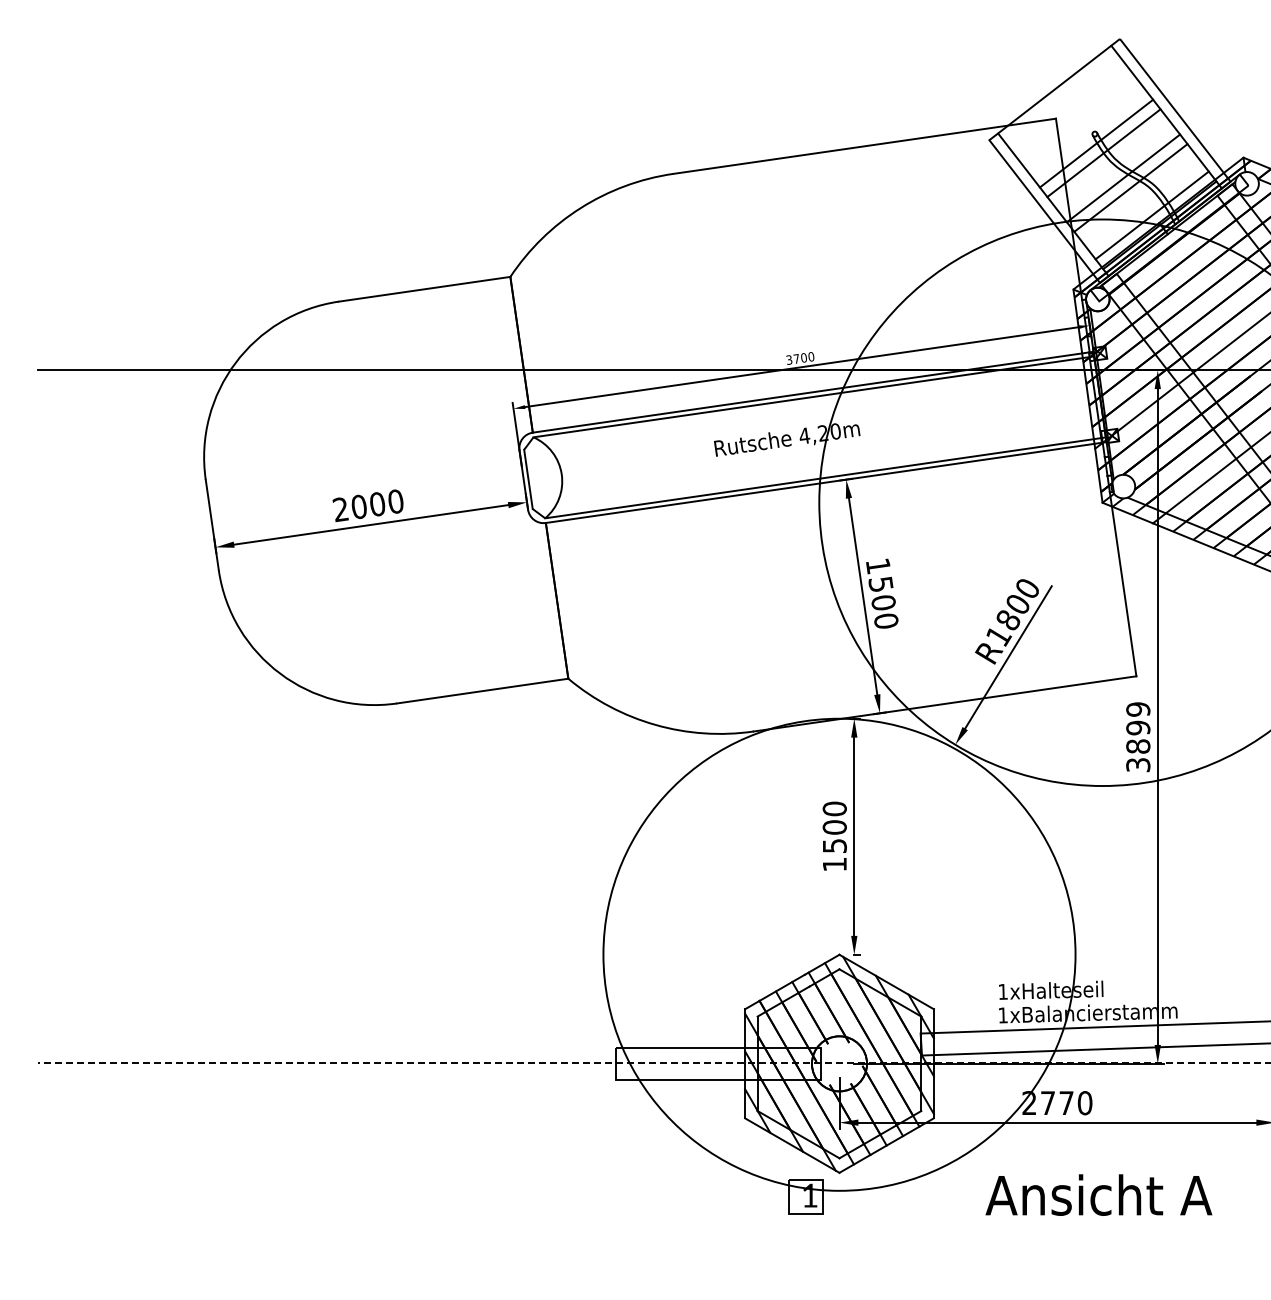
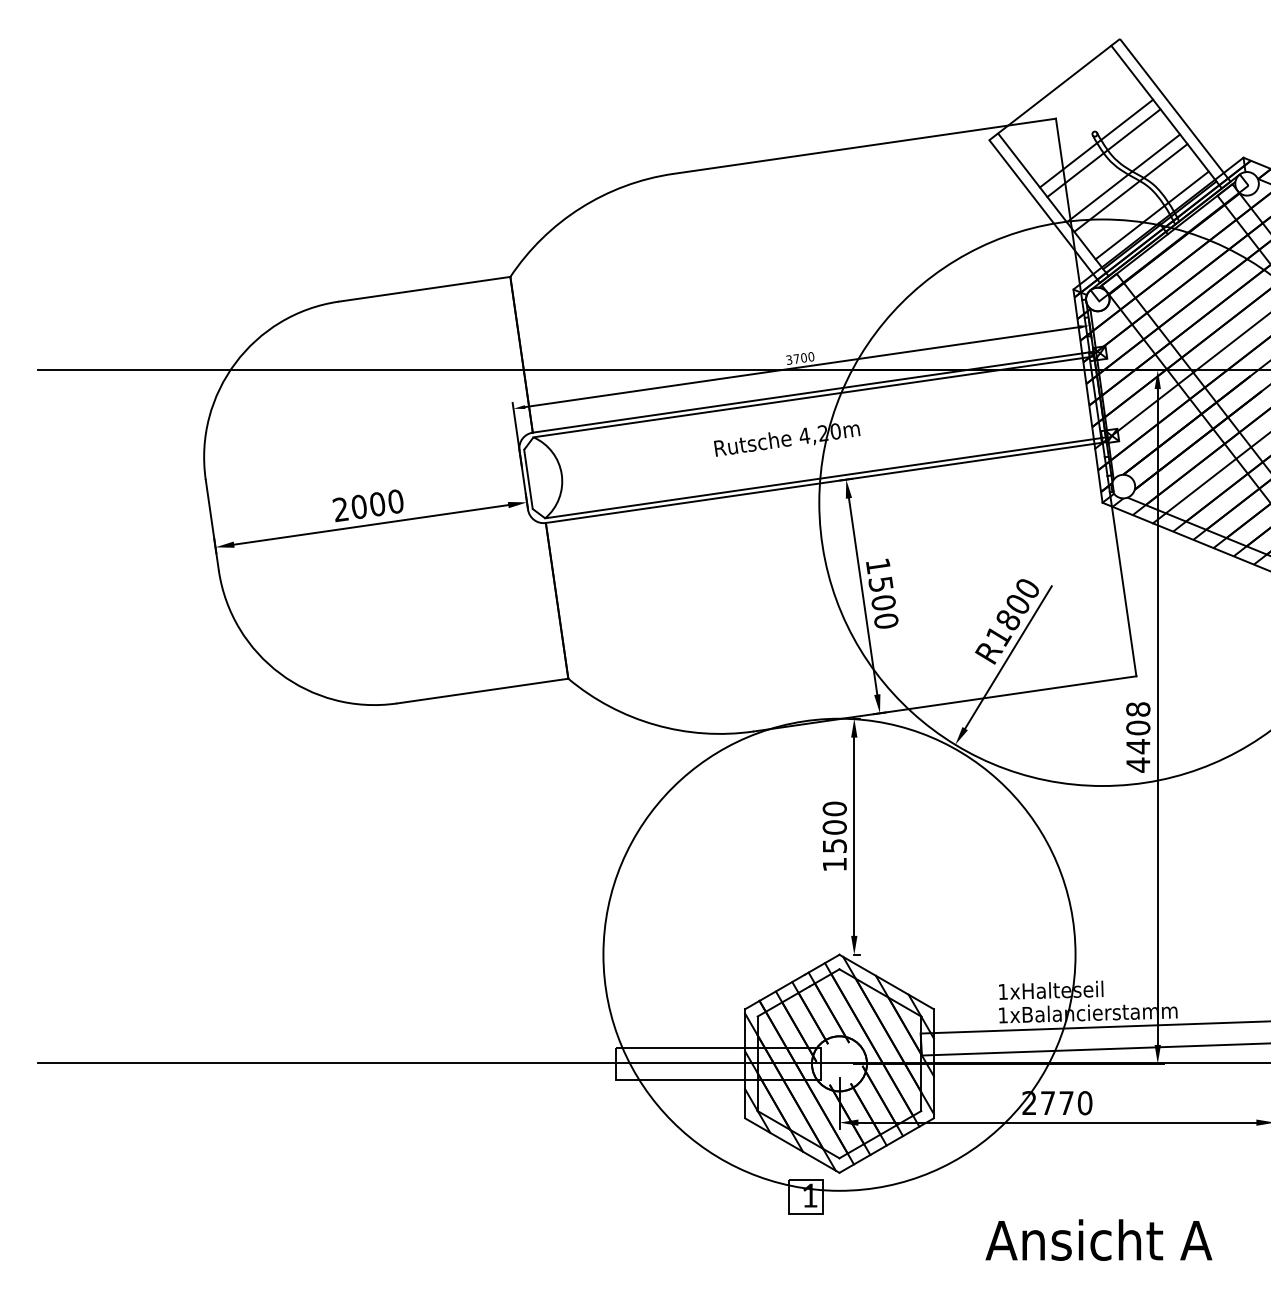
text: 3899 -> 4408 (1138, 737)
line: dashed -> solid (653, 1062)
text position: (1098, 1194) -> (1098, 1239) (1098, 1239)
